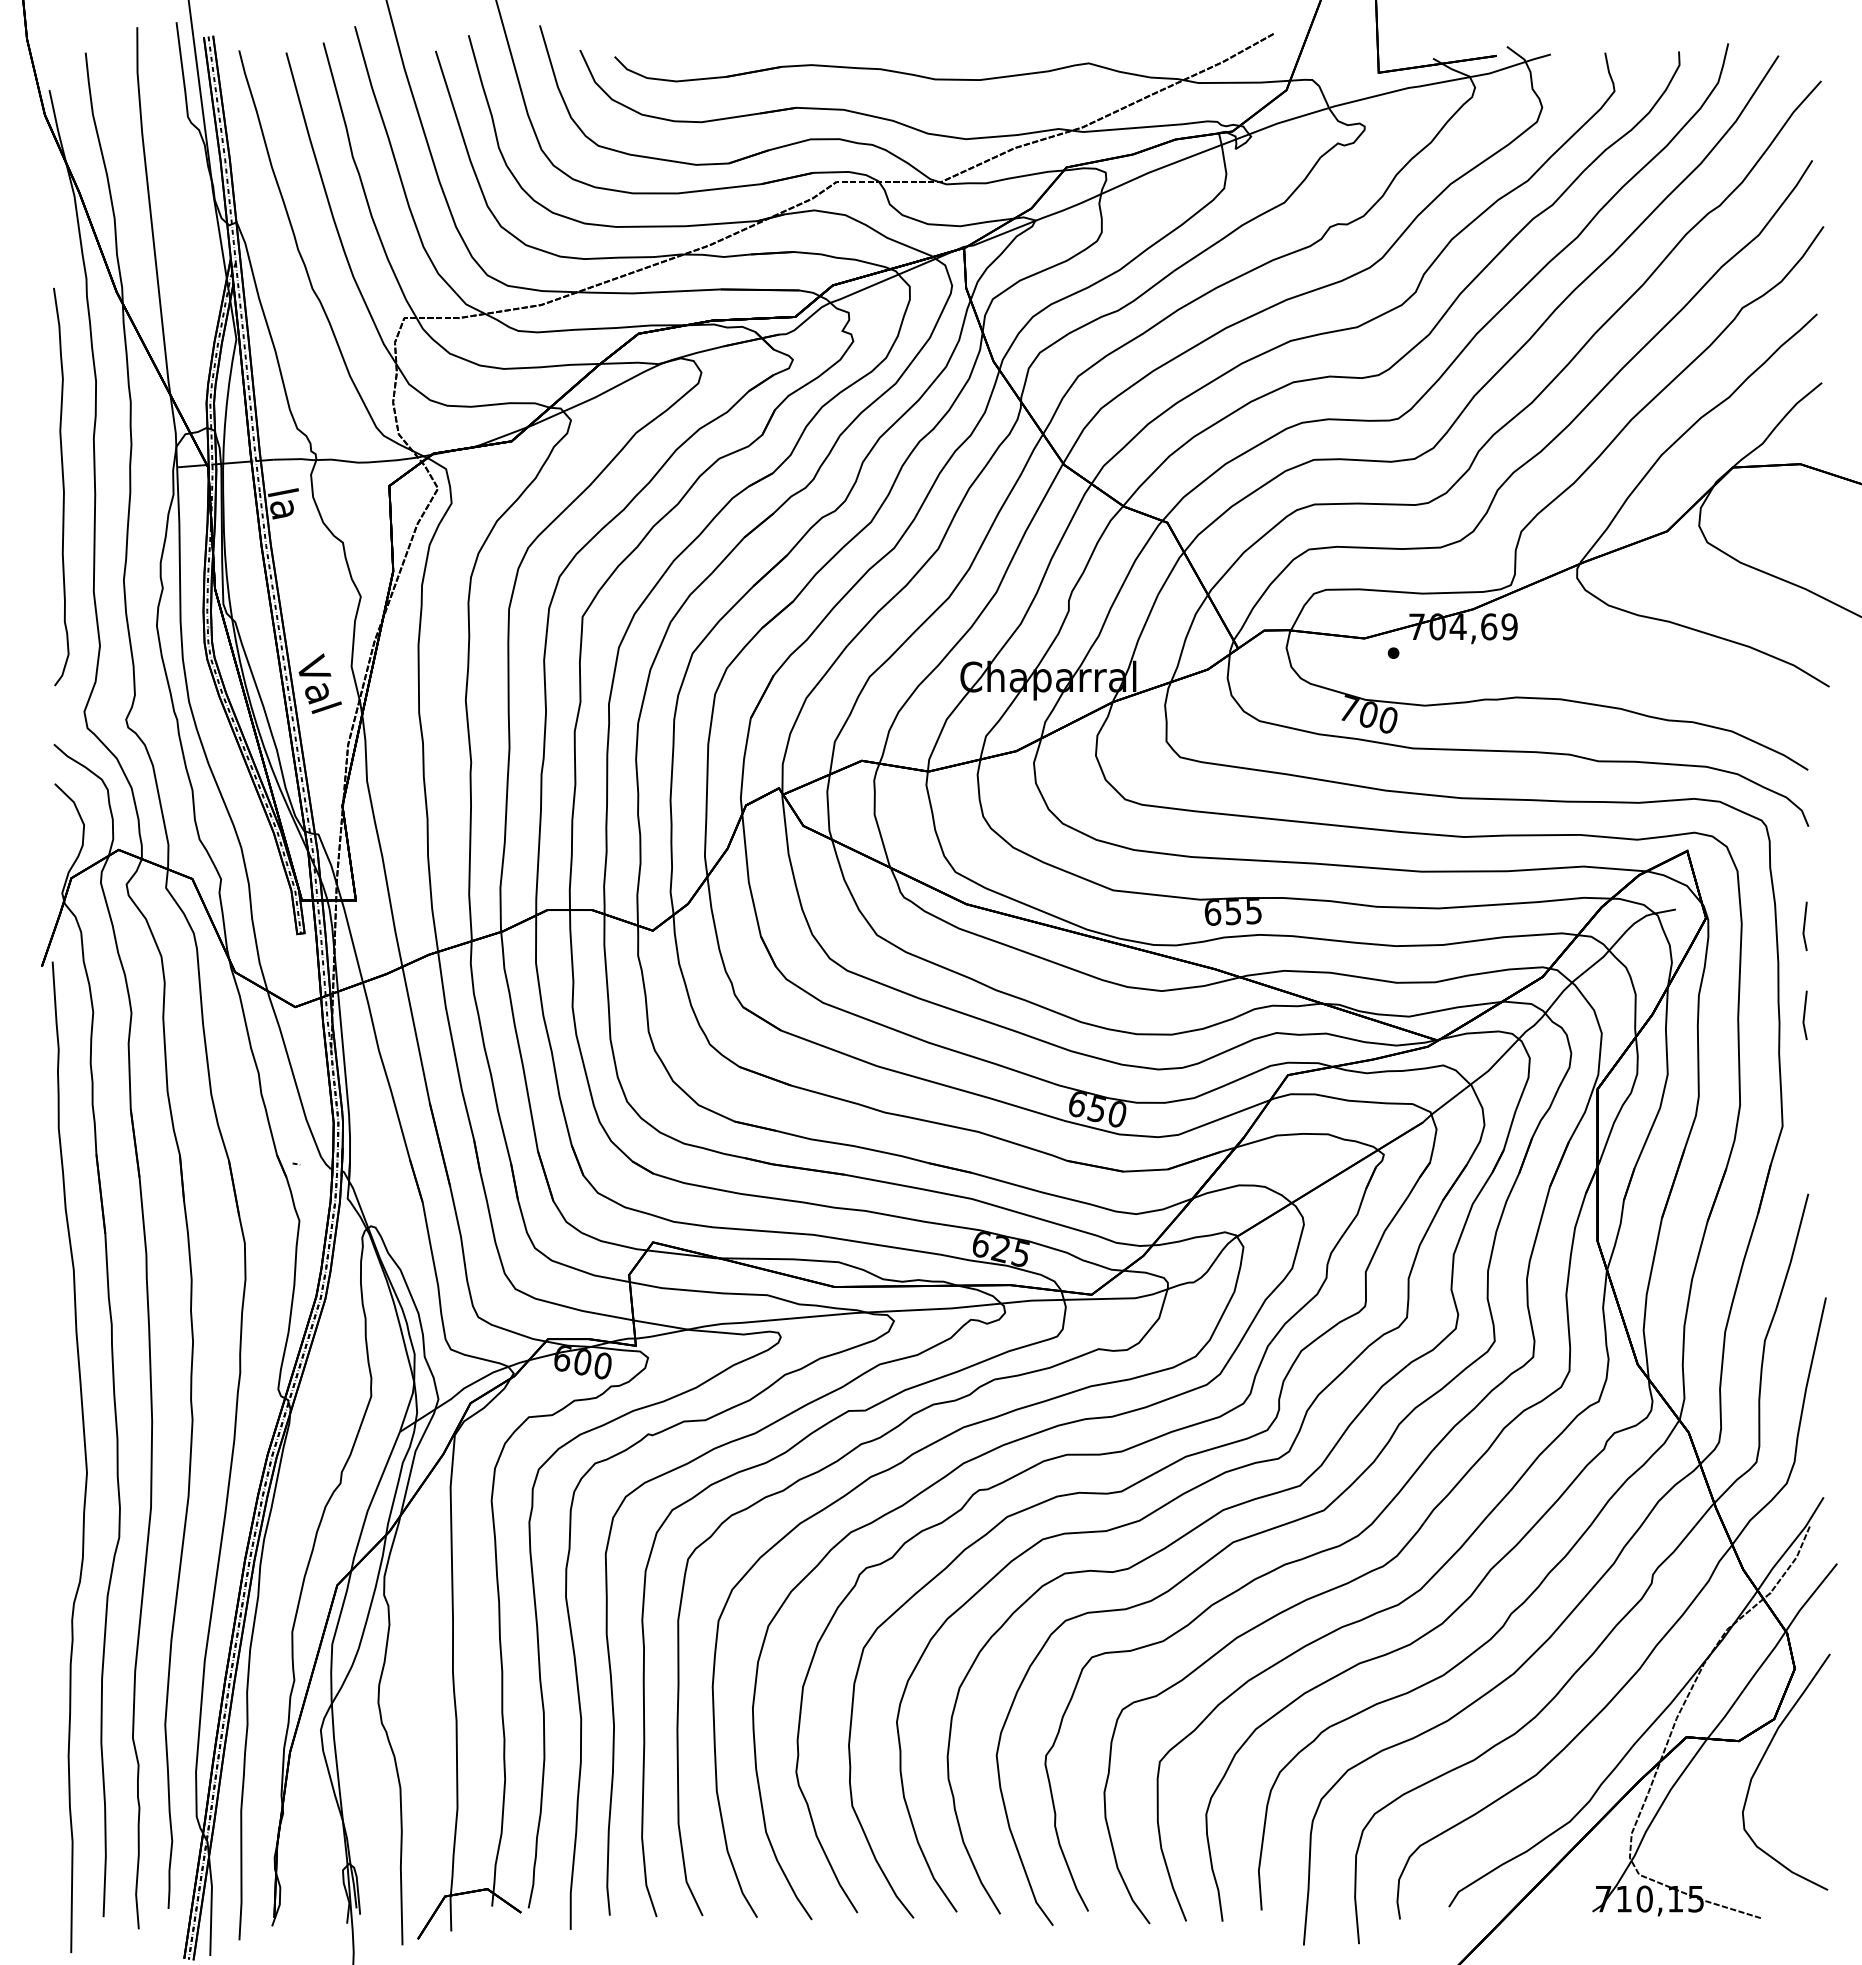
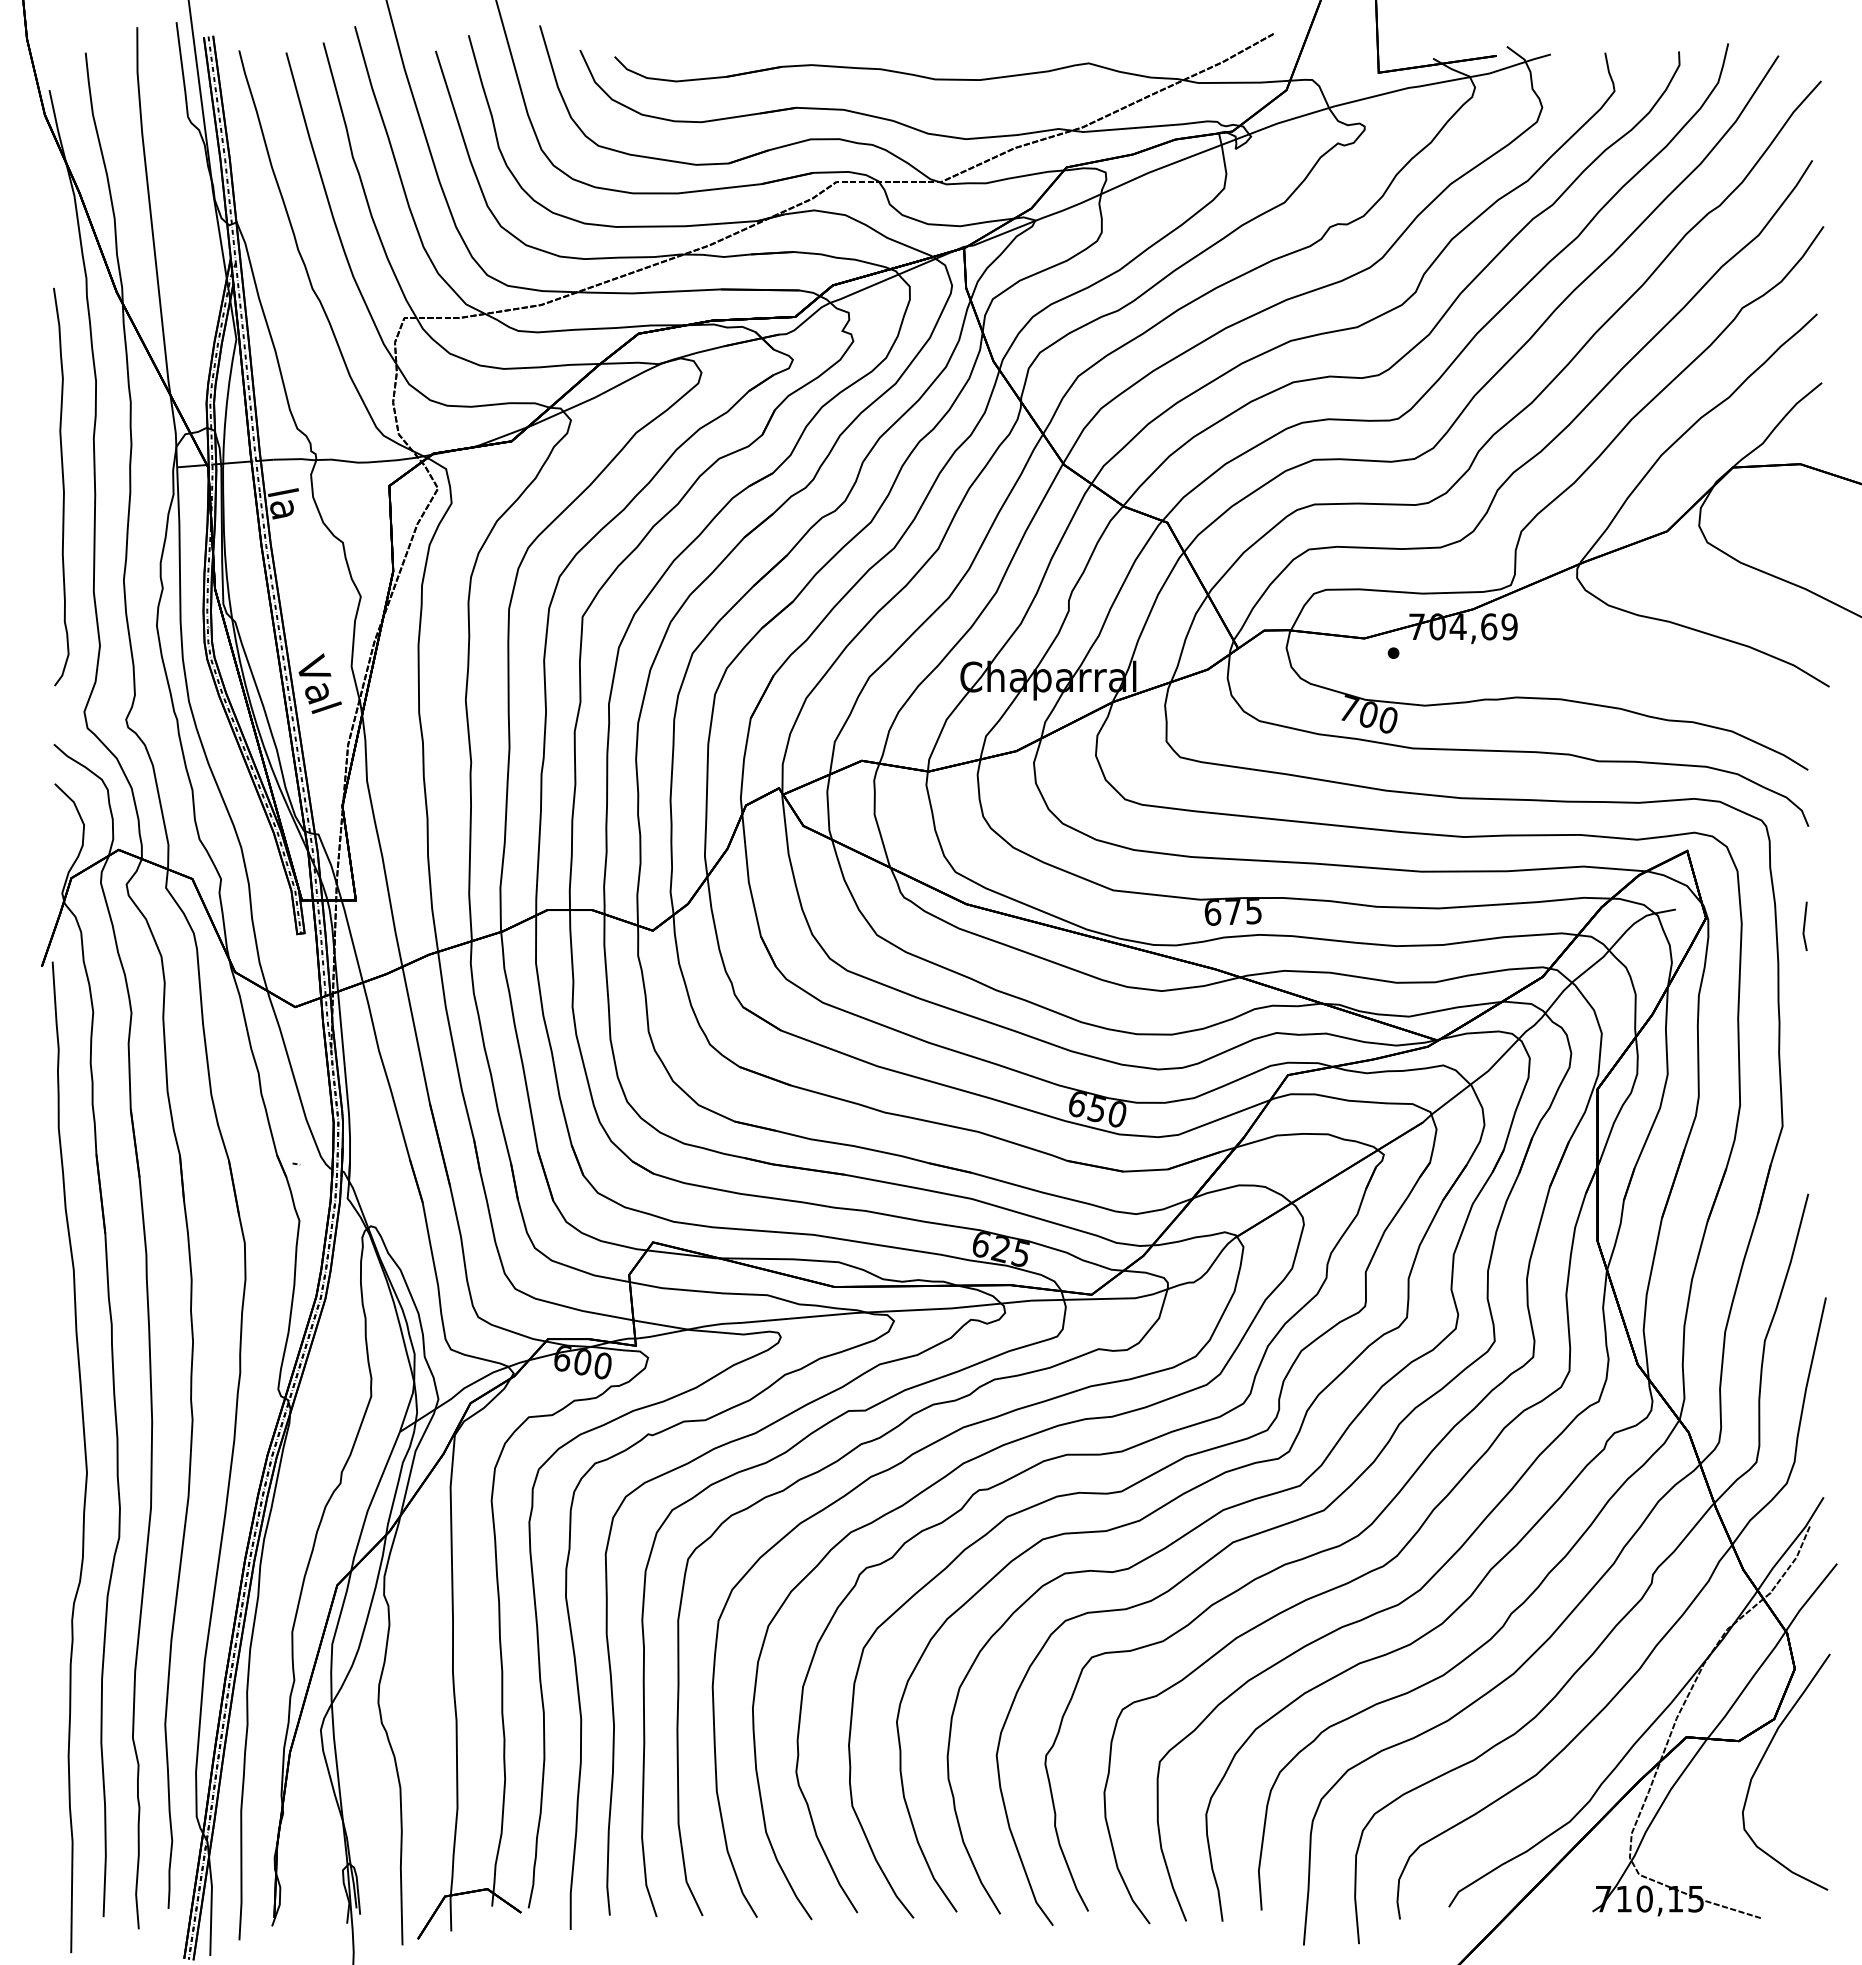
text: 655 -> 675 (1232, 912)
line: present -> none (1804, 1015)
